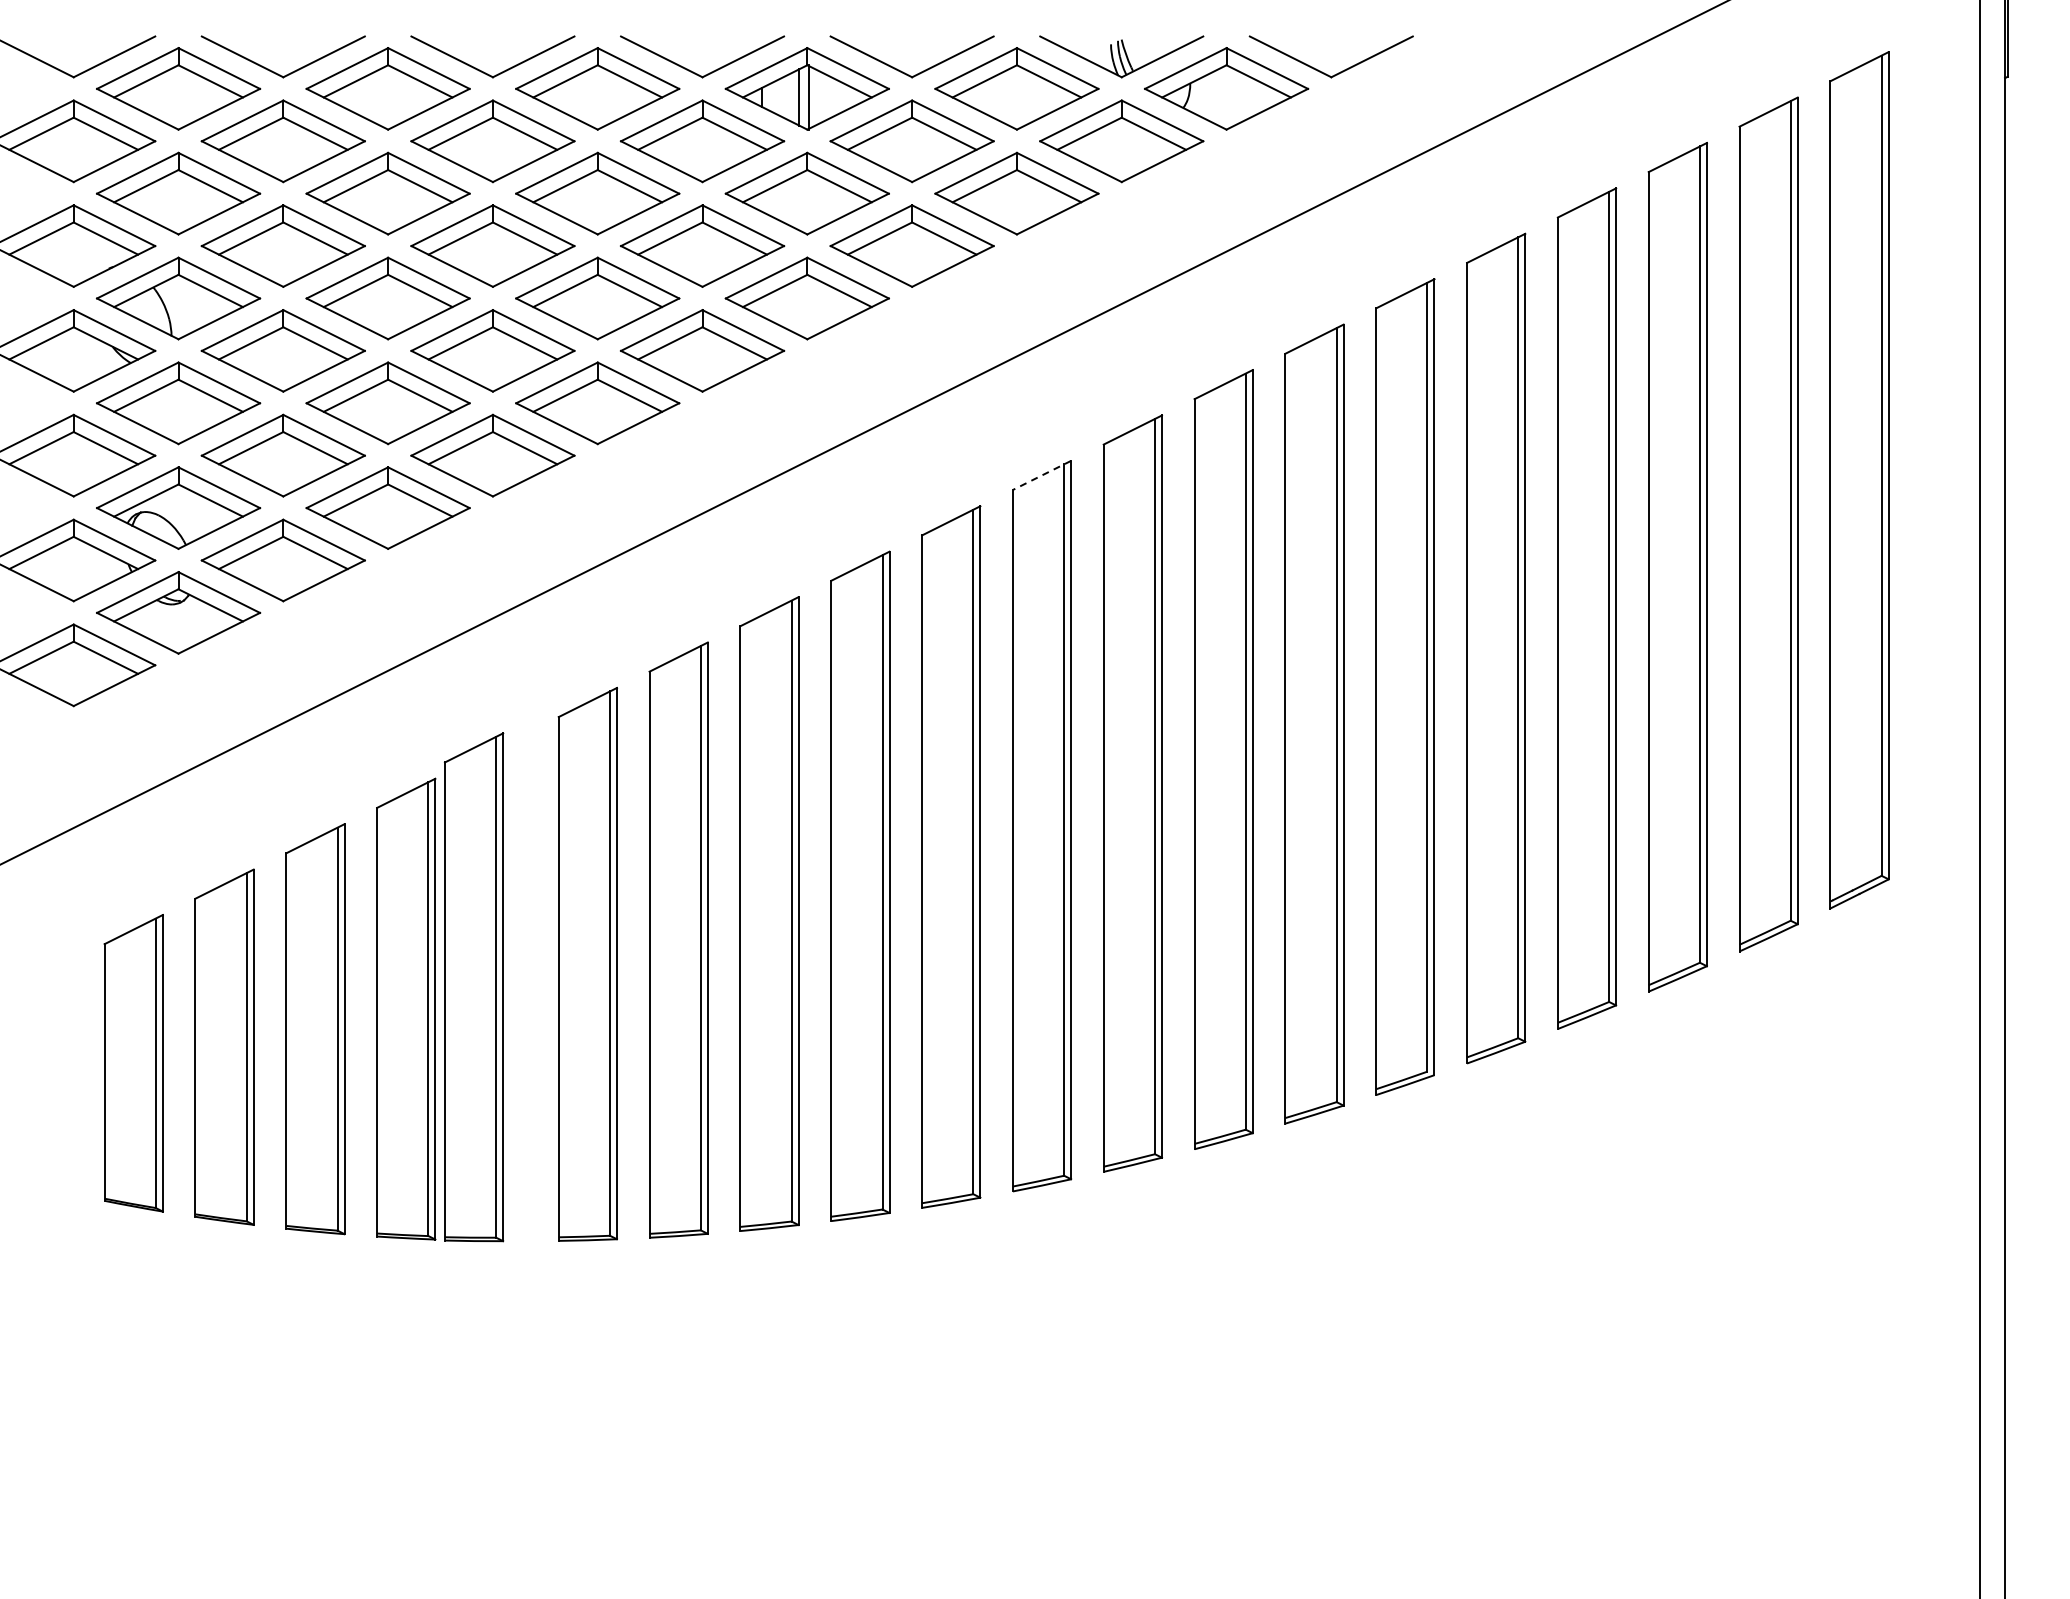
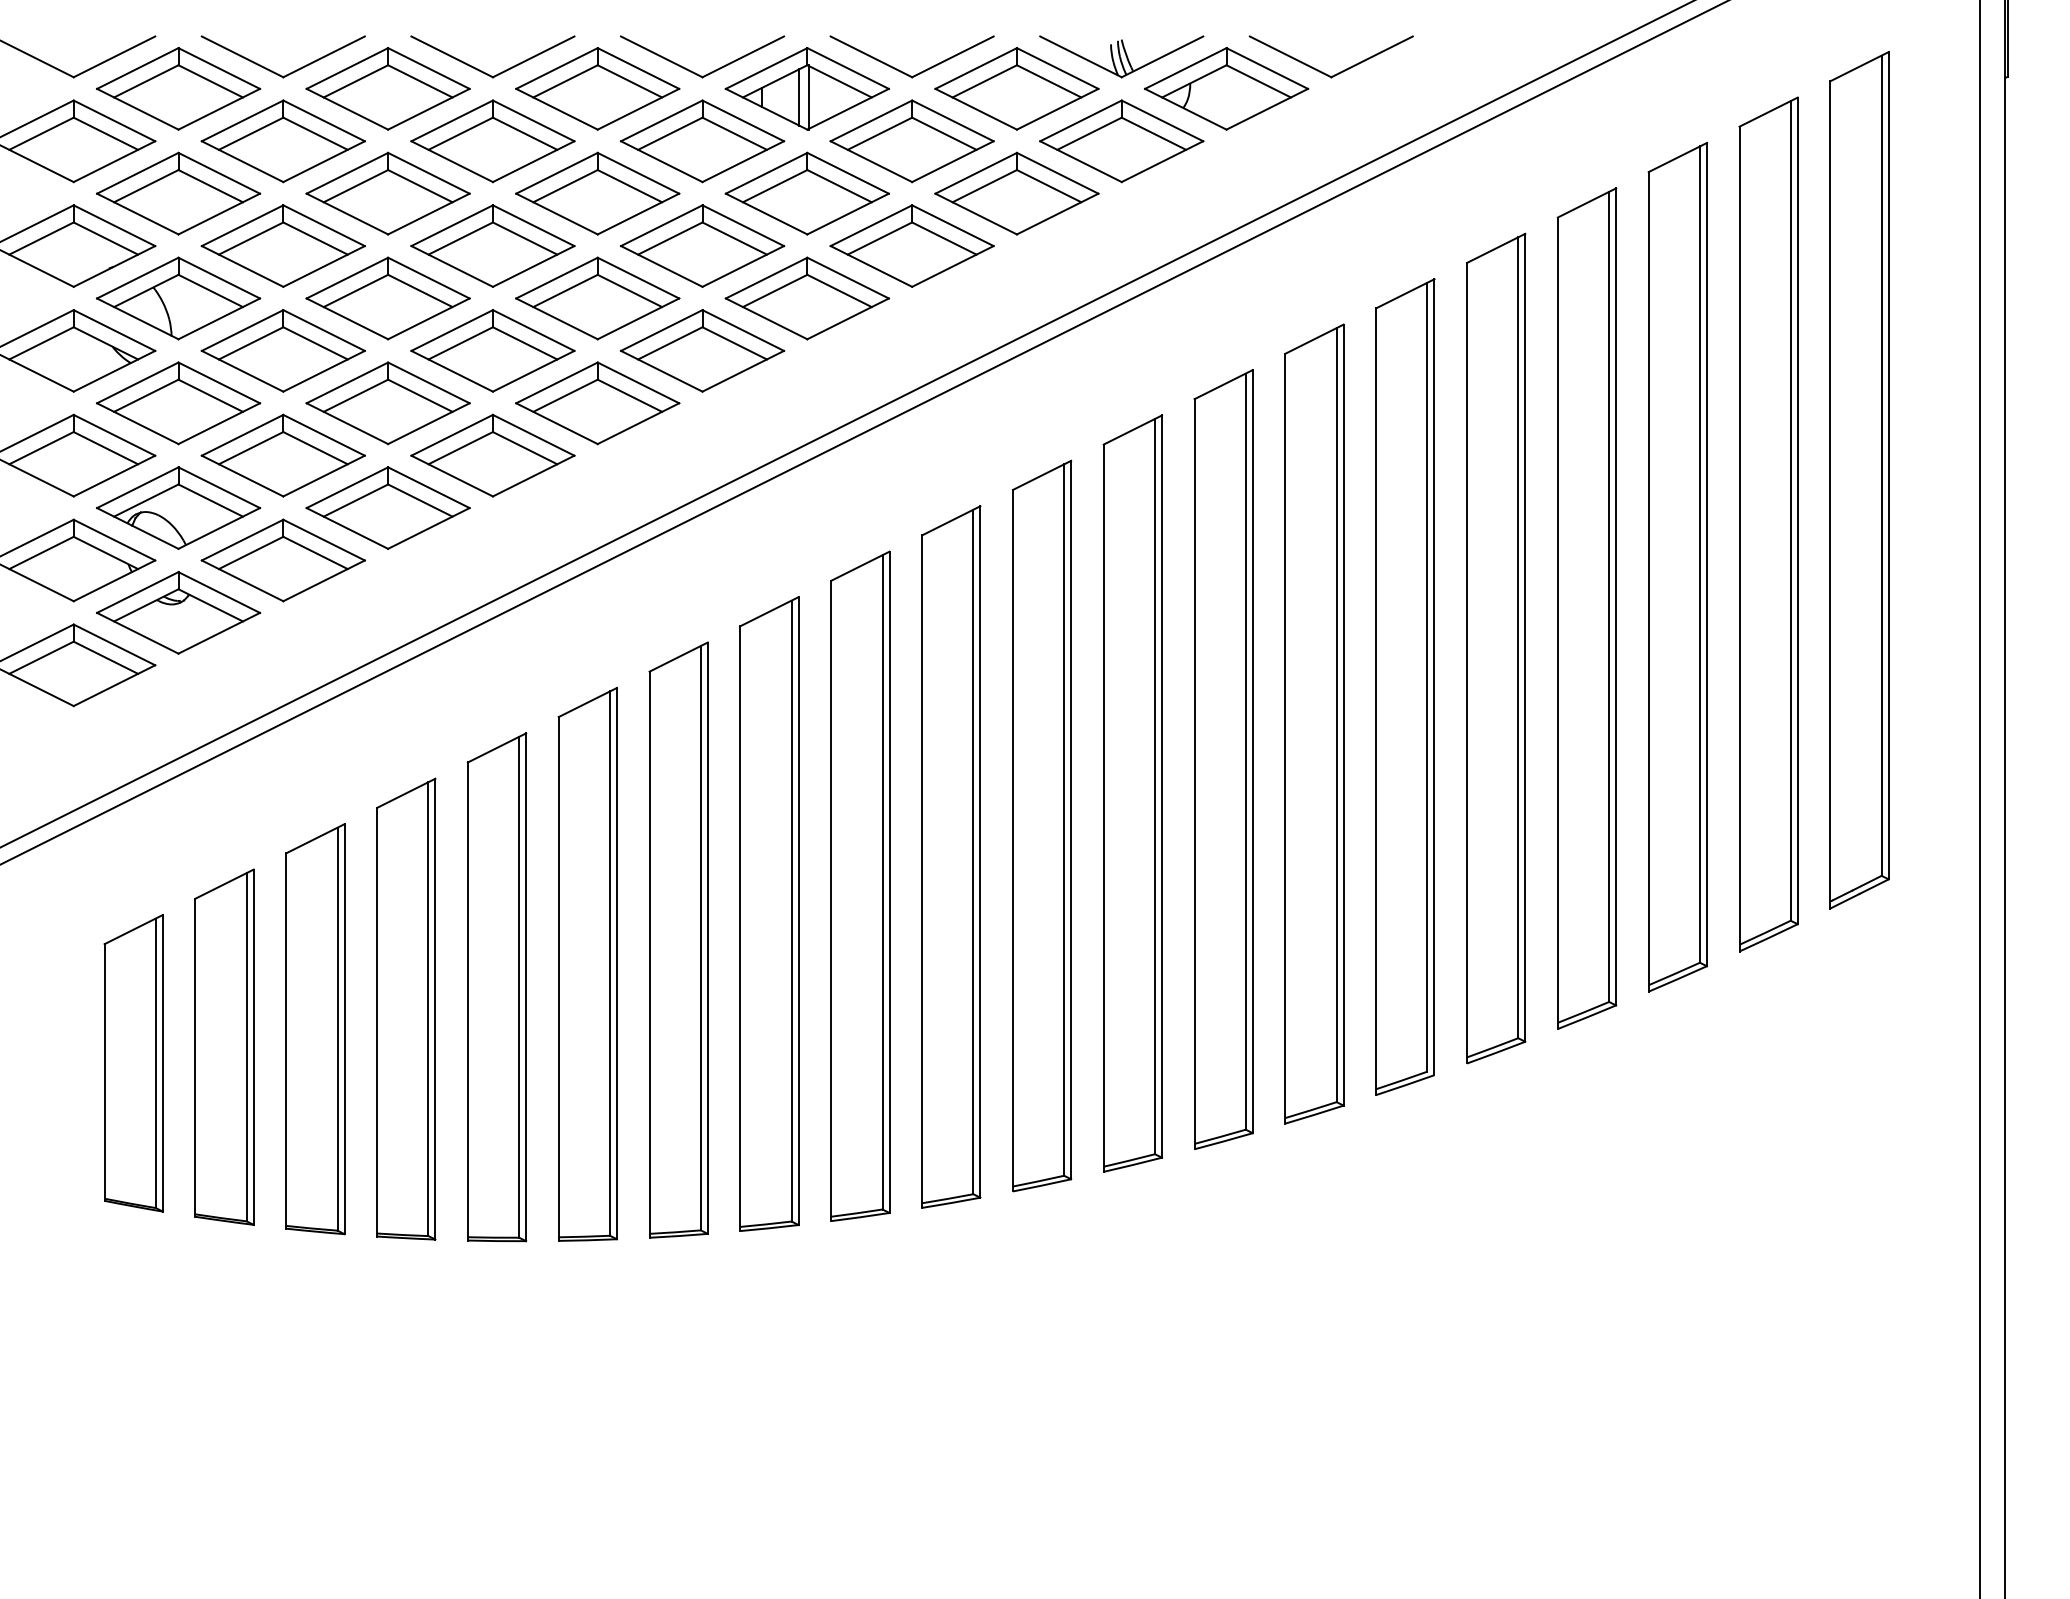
line: none -> present (846, 424)
line: dashed -> solid (1042, 475)
part position: (474, 987) -> (497, 987) (497, 987)
